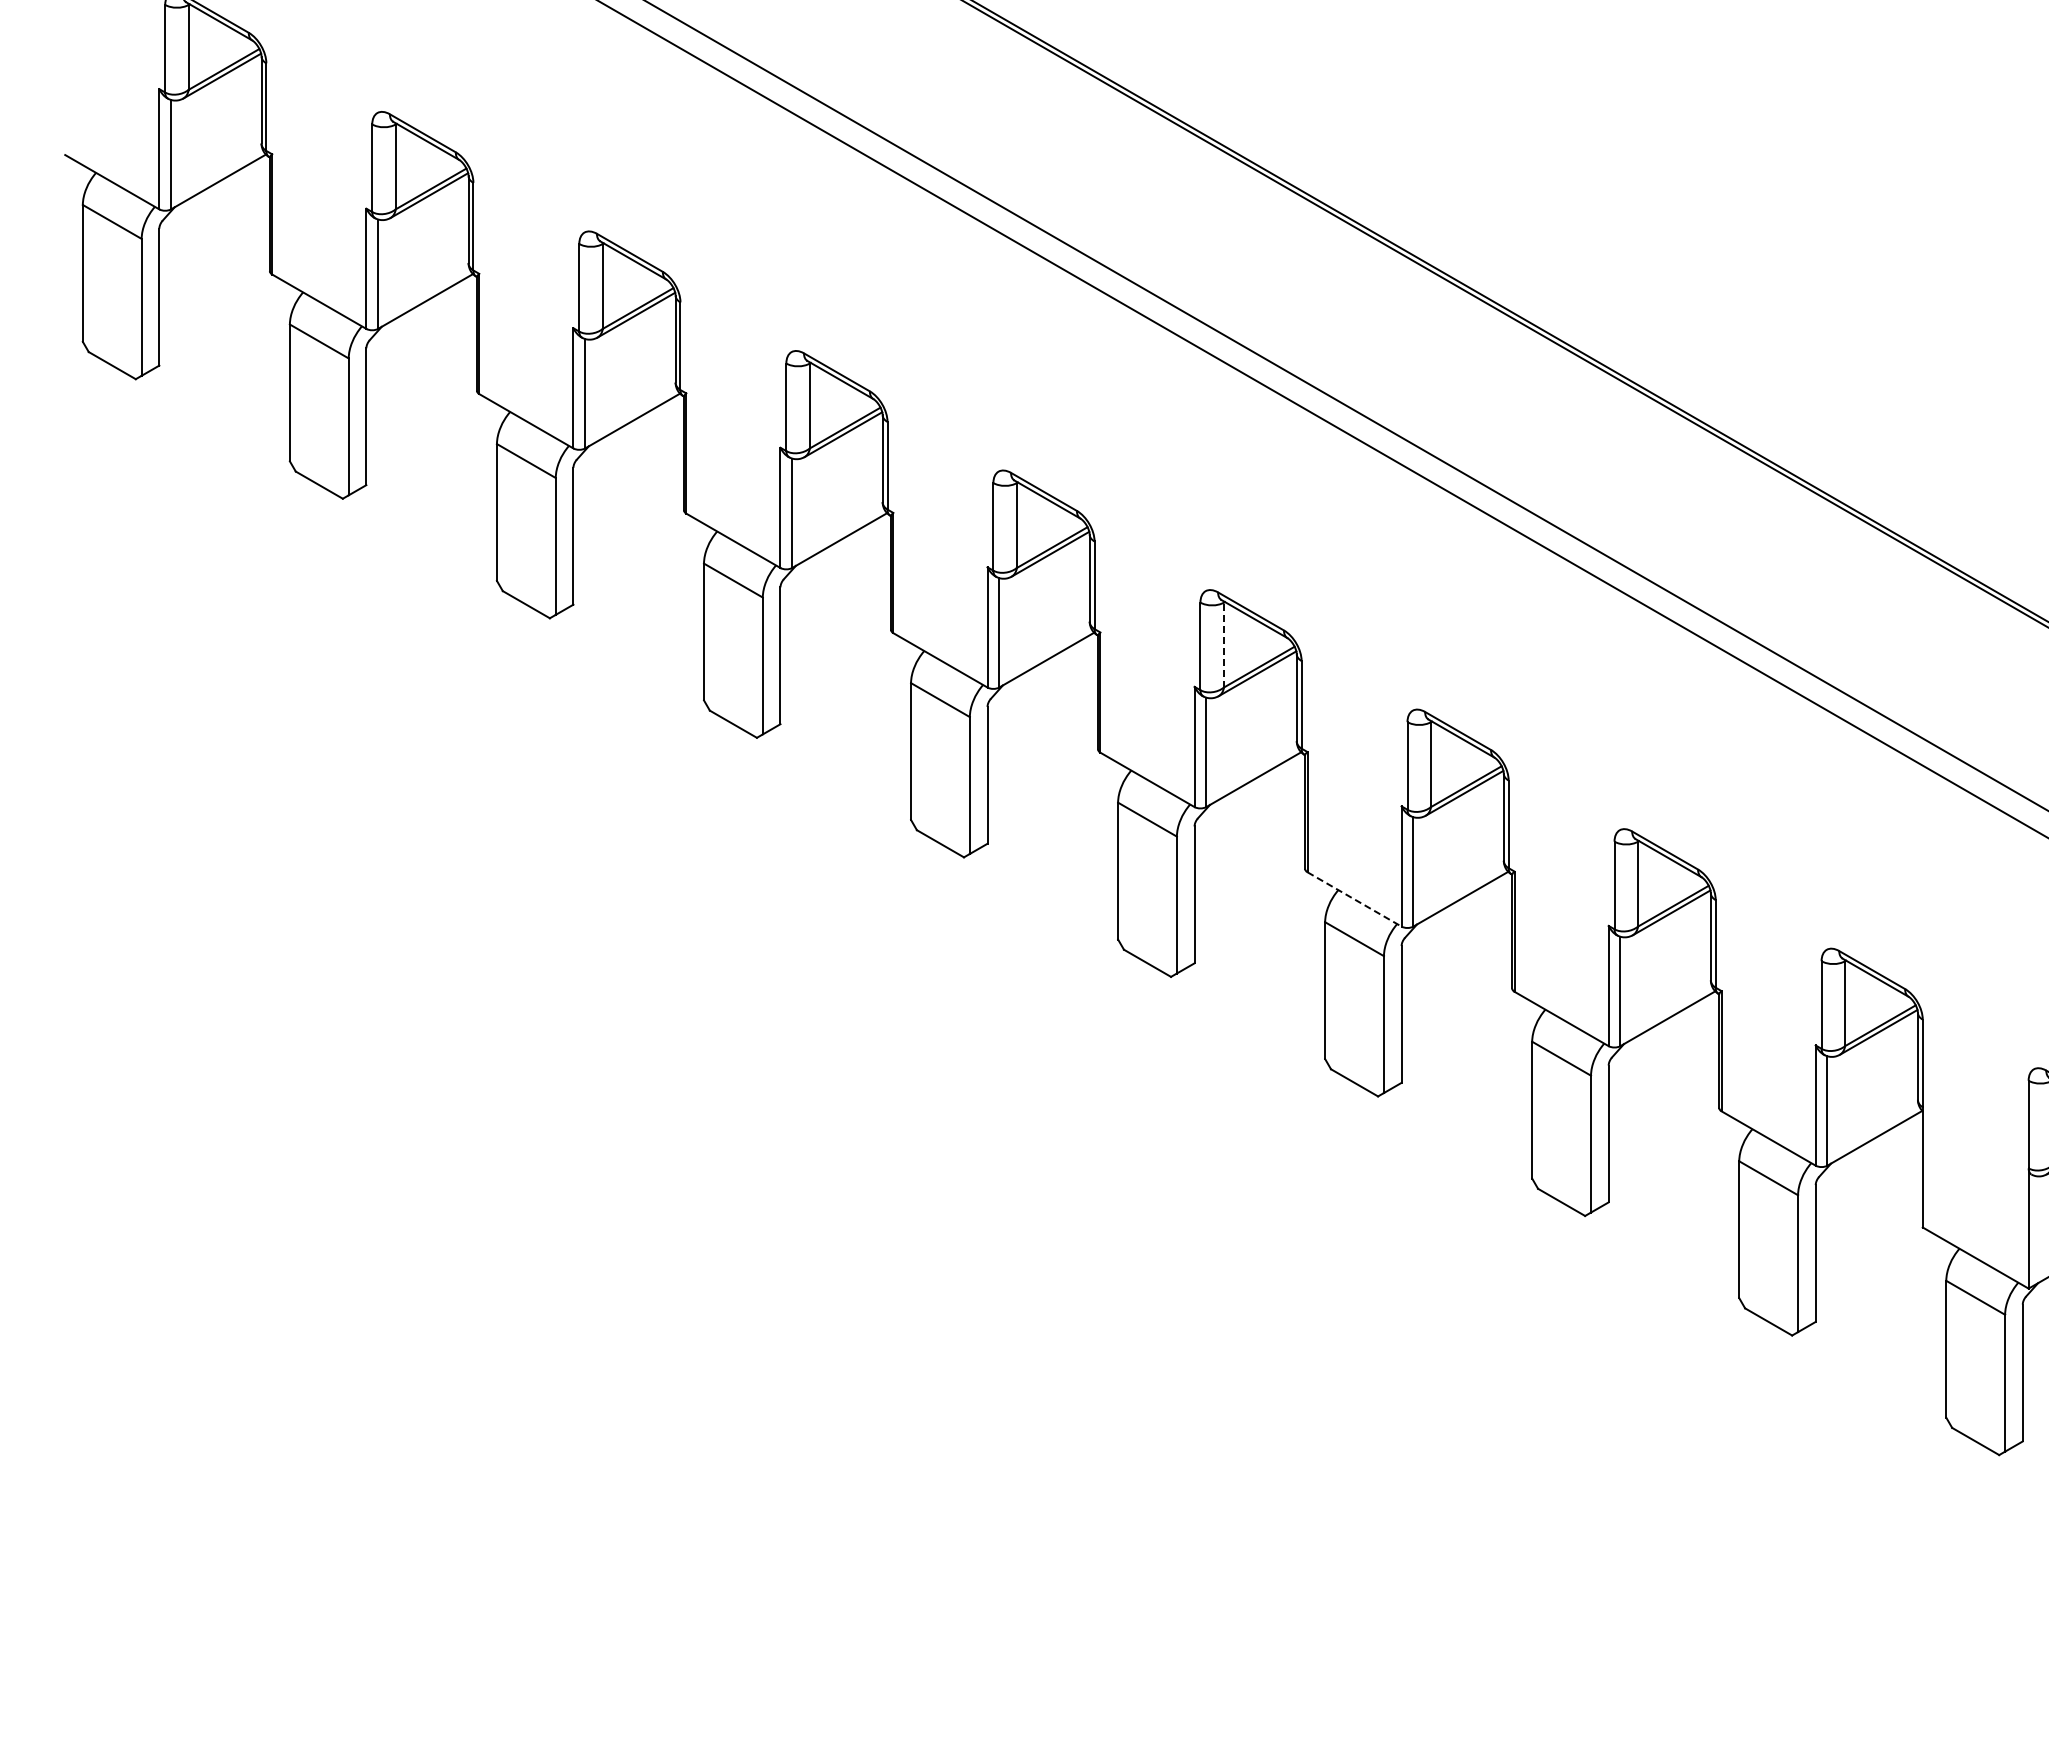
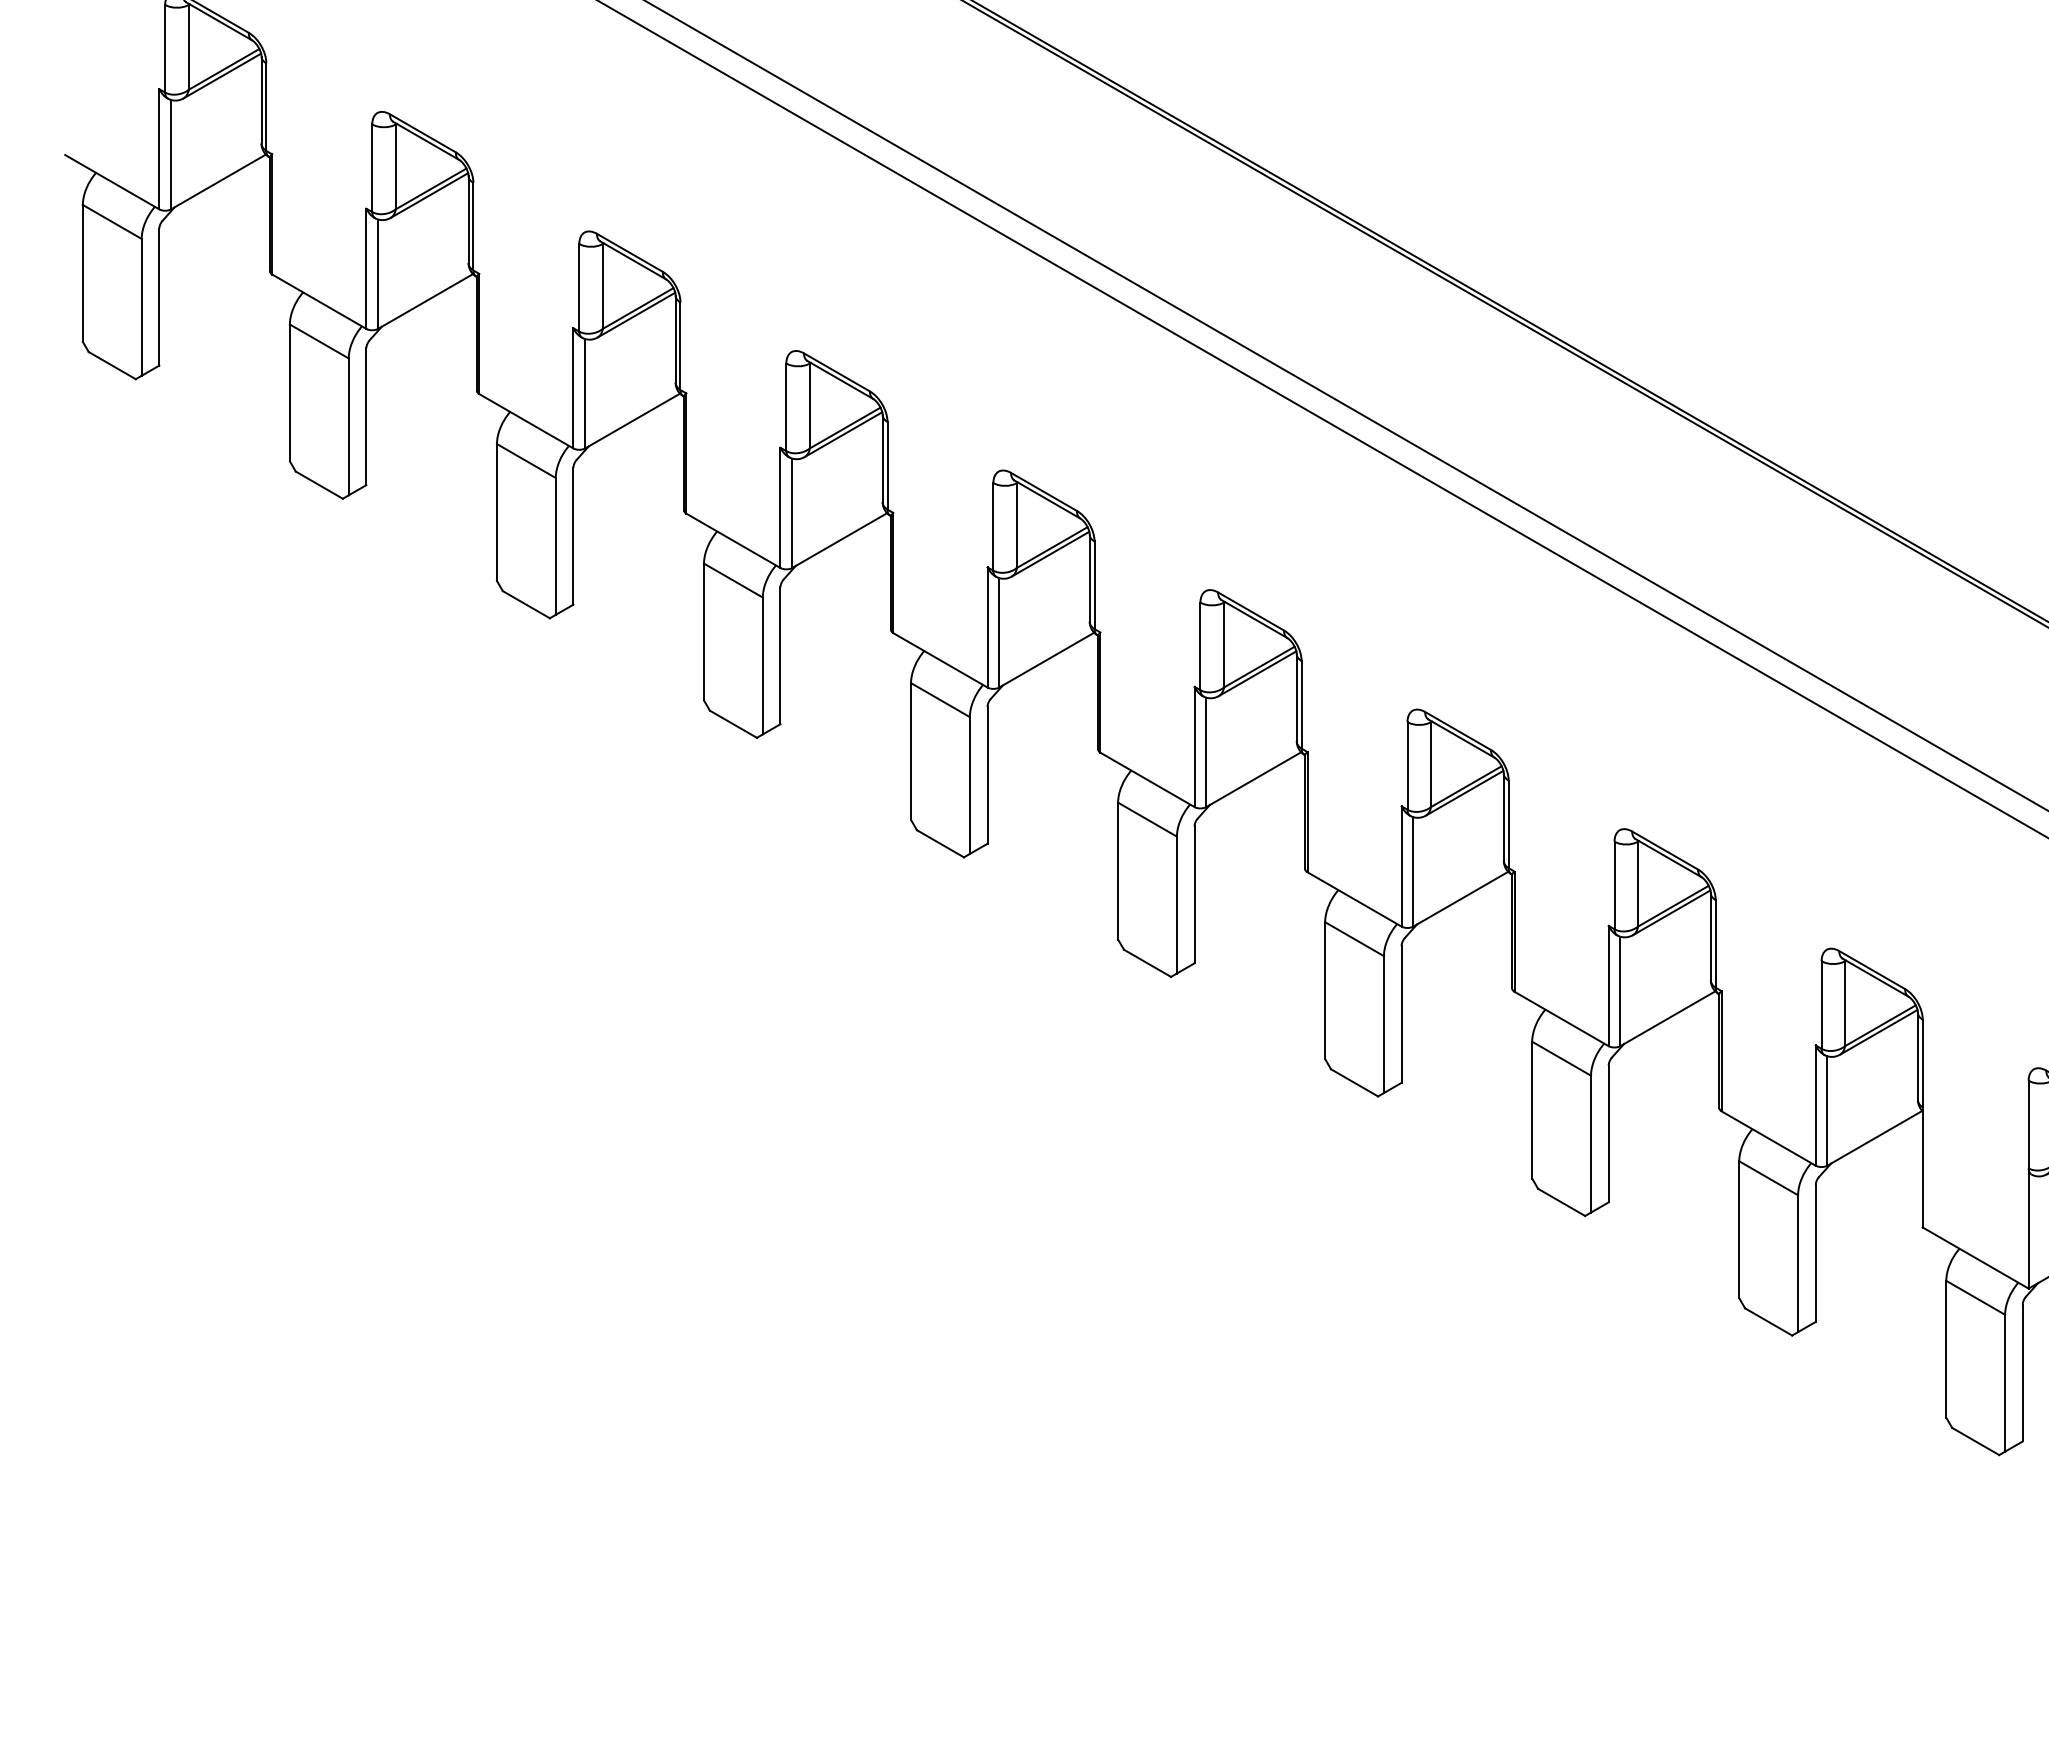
line: dashed -> solid (1223, 644)
line: dashed -> solid (1355, 899)
